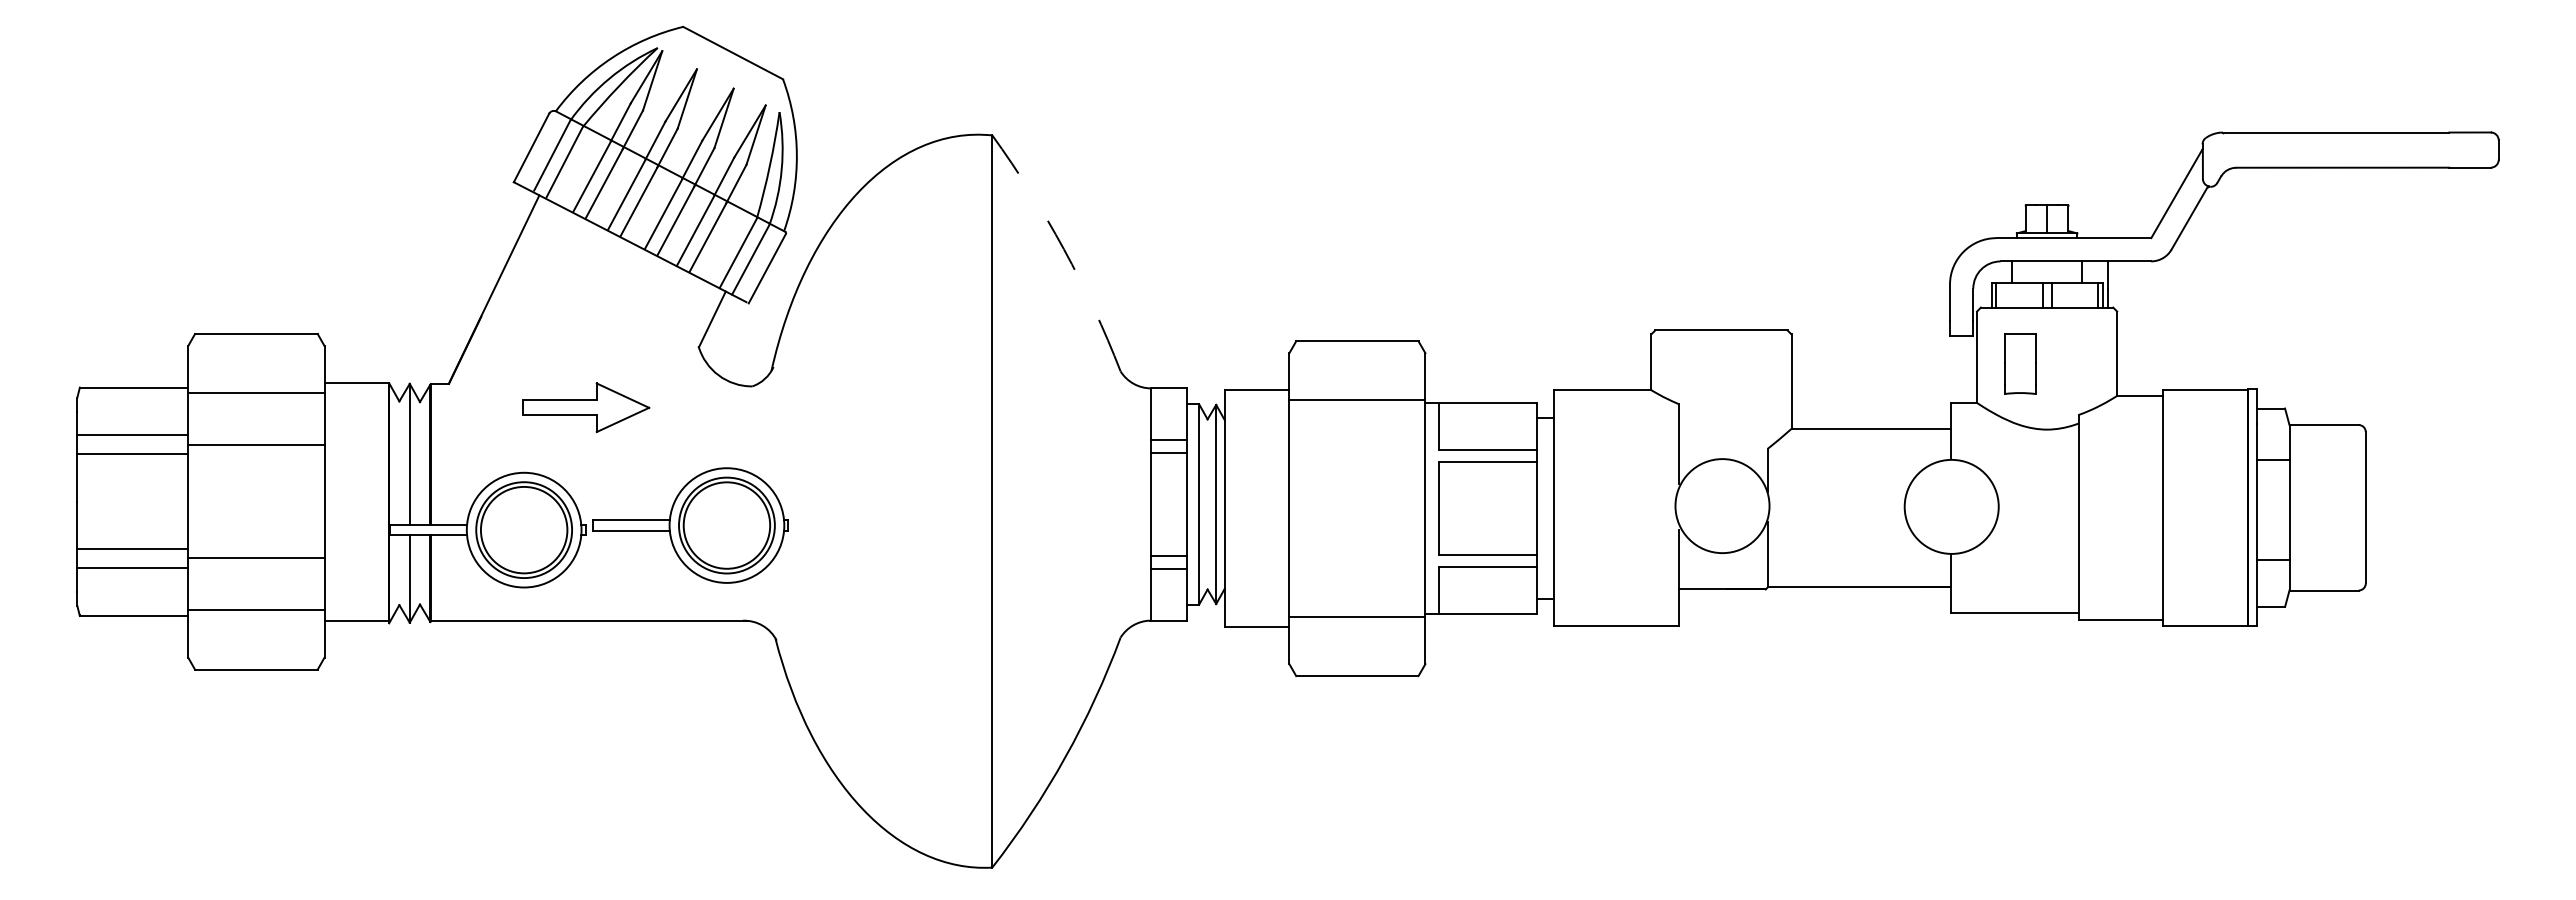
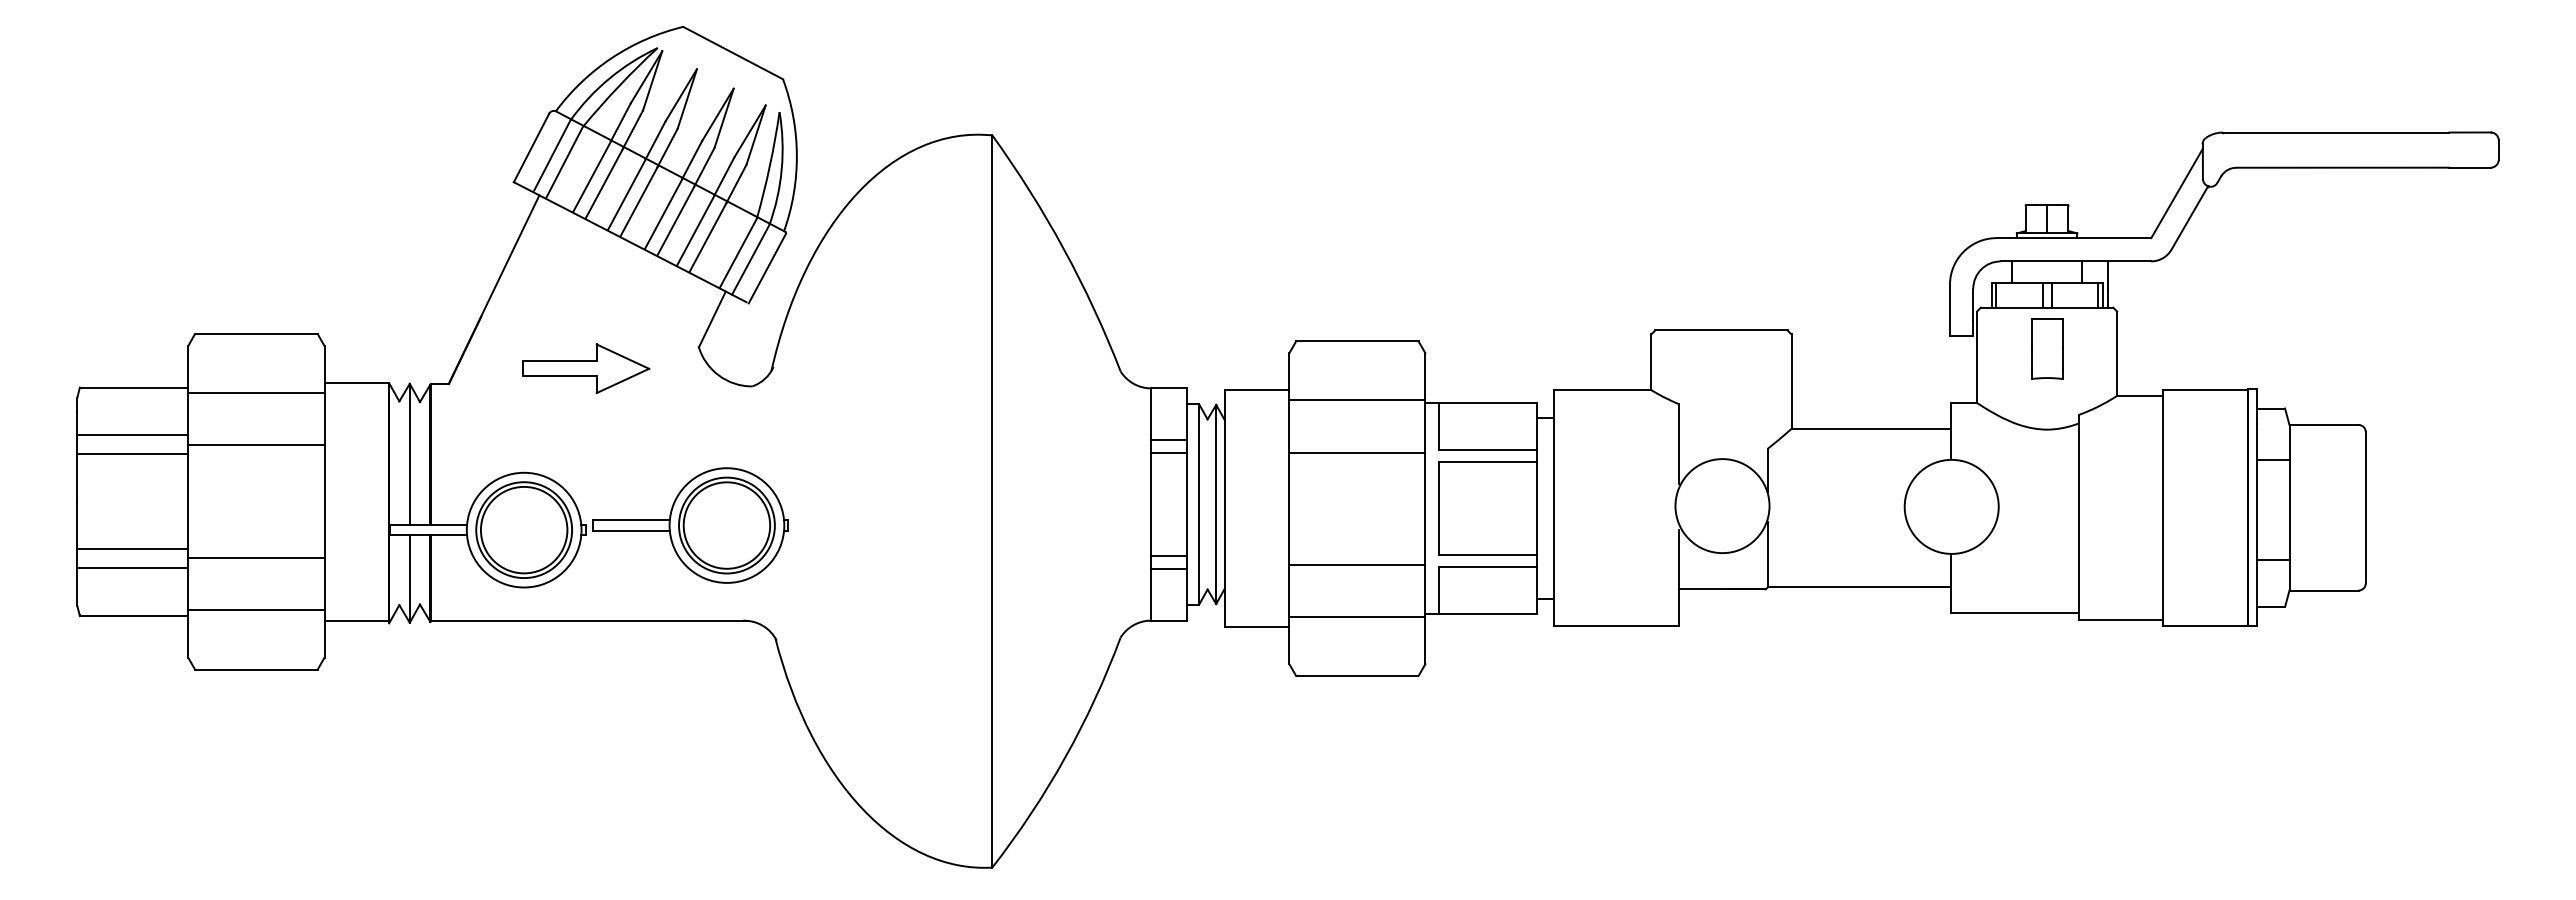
arc: dashed -> solid (1063, 249)
part position: (2020, 363) -> (2047, 348) (2047, 348)
part position: (586, 407) -> (586, 368) (586, 368)
line: none -> present (1357, 452)
line: none -> present (1357, 564)
